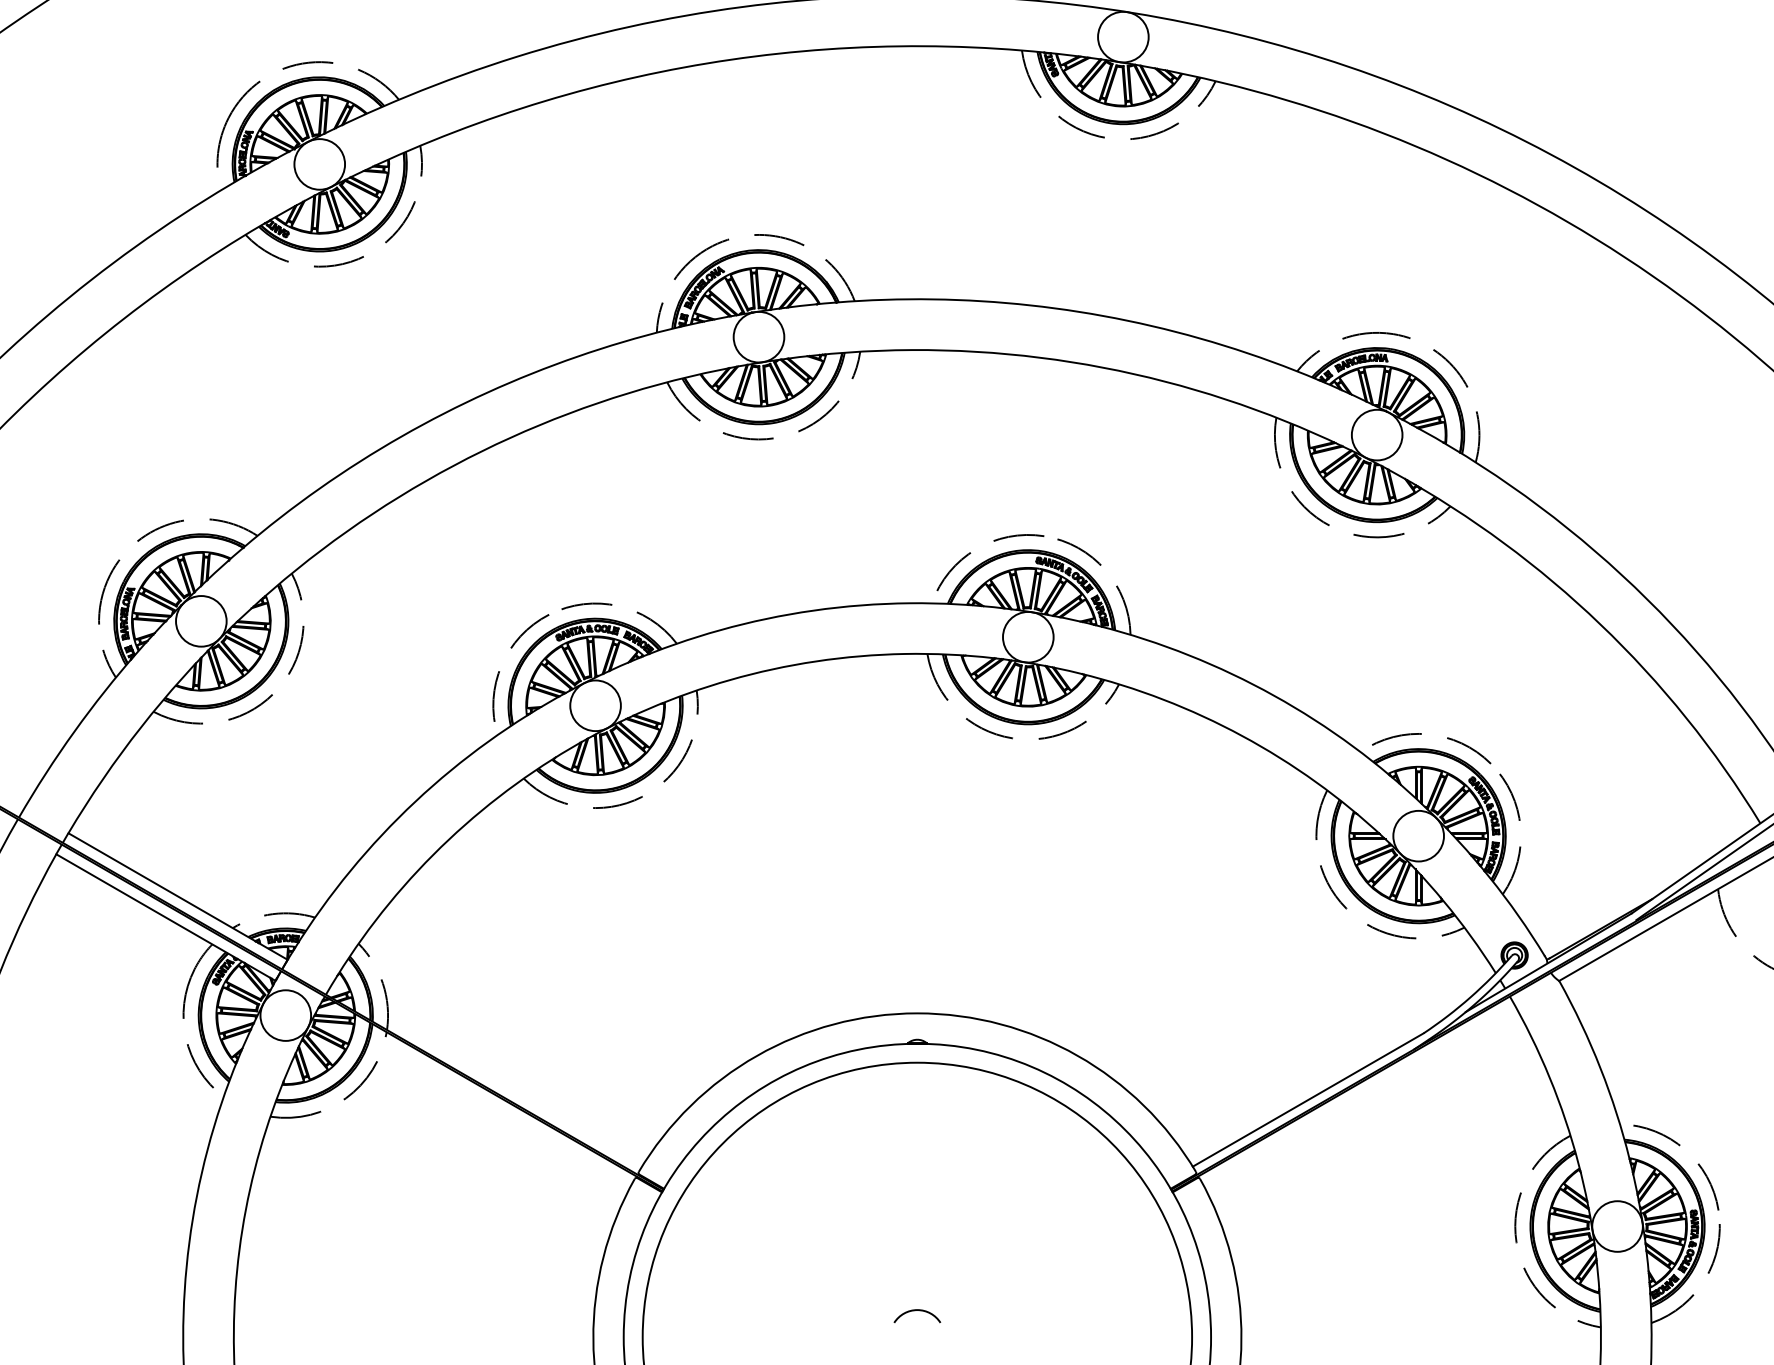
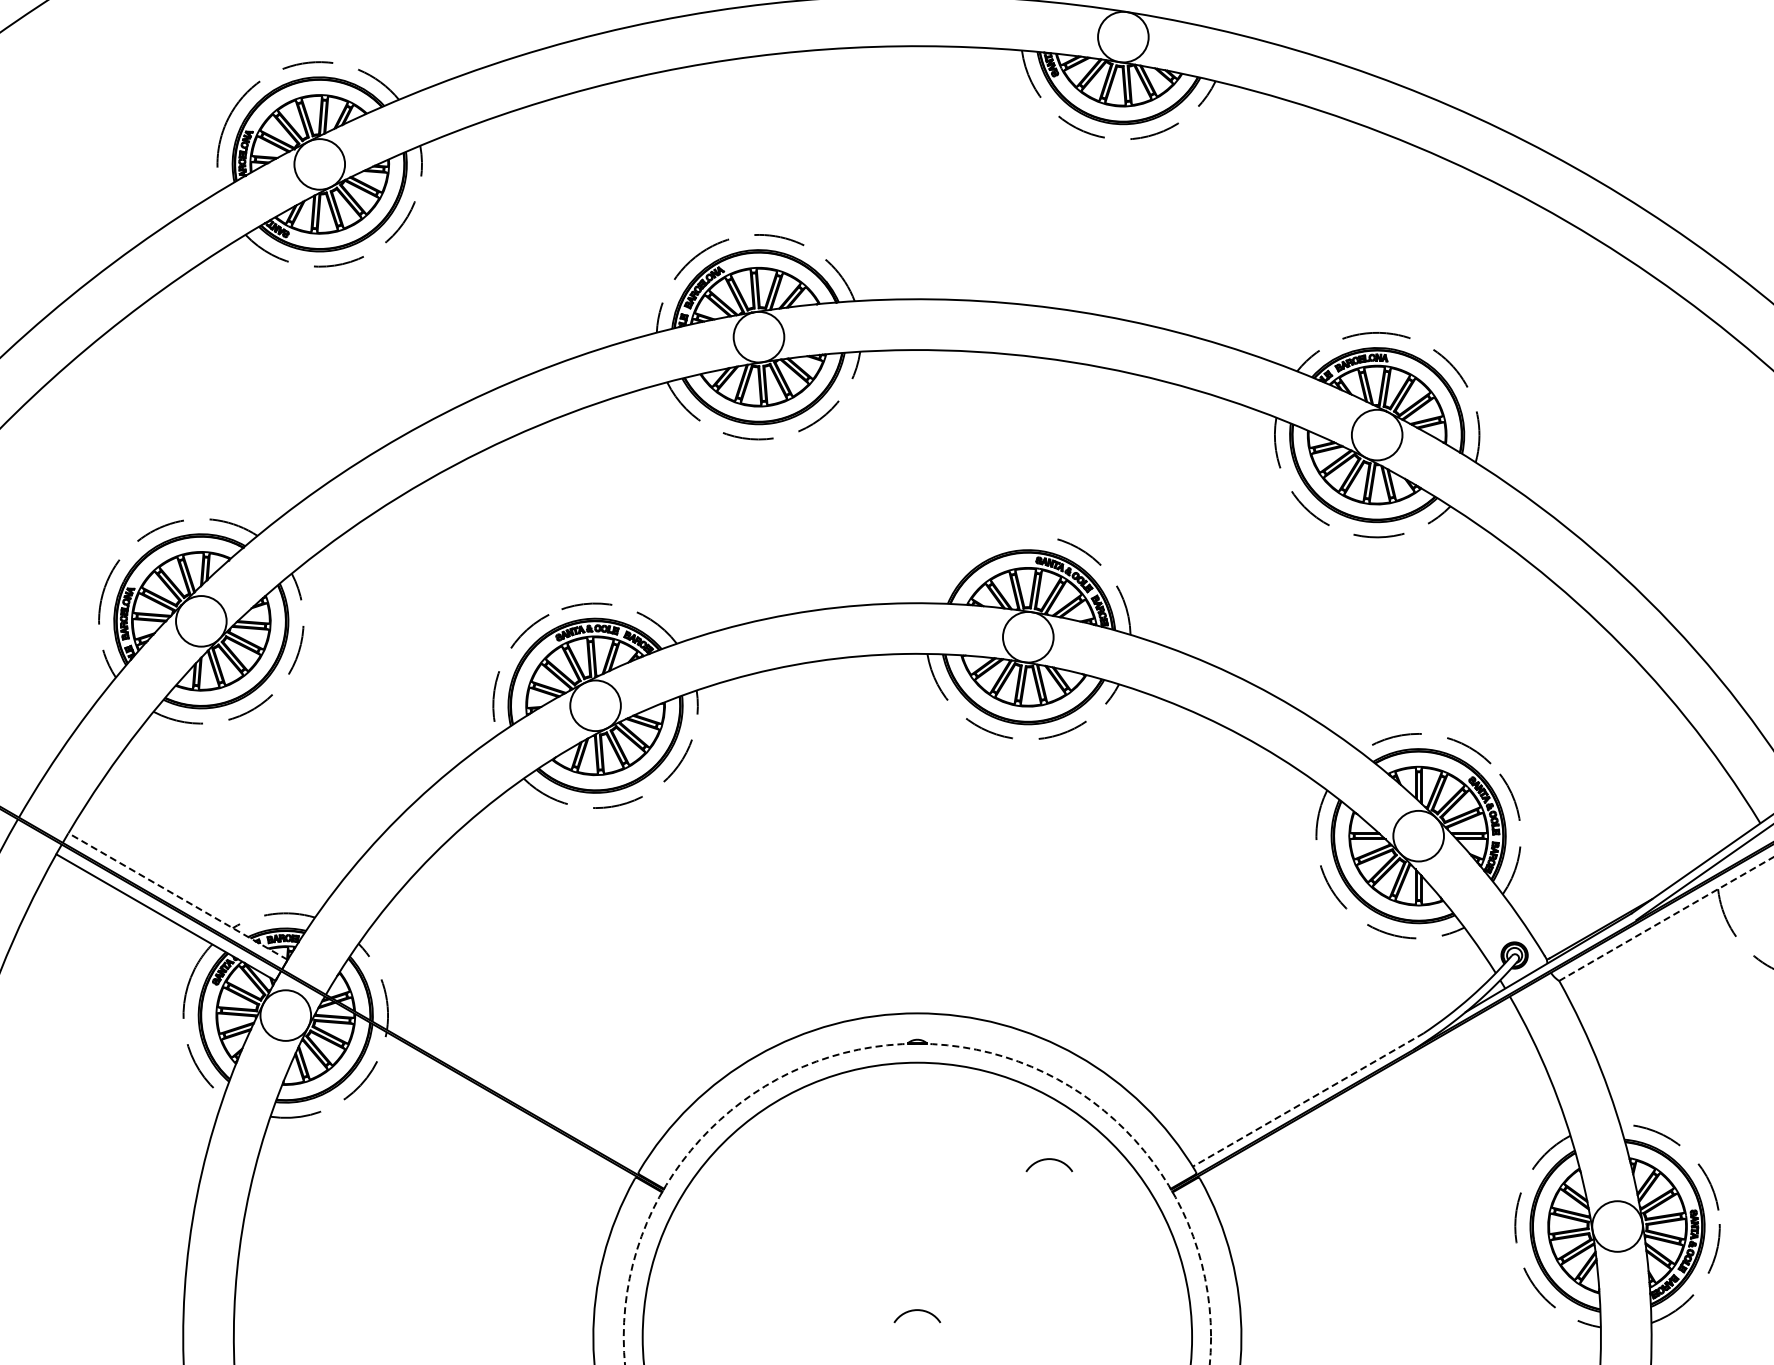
arc: present -> none (971, 553)
line: solid -> dashed (178, 896)
line: solid -> dashed (1666, 919)
line: solid -> dashed (1307, 1100)
arc: none -> present (1047, 1160)
circle: solid -> dashed (917, 1203)
